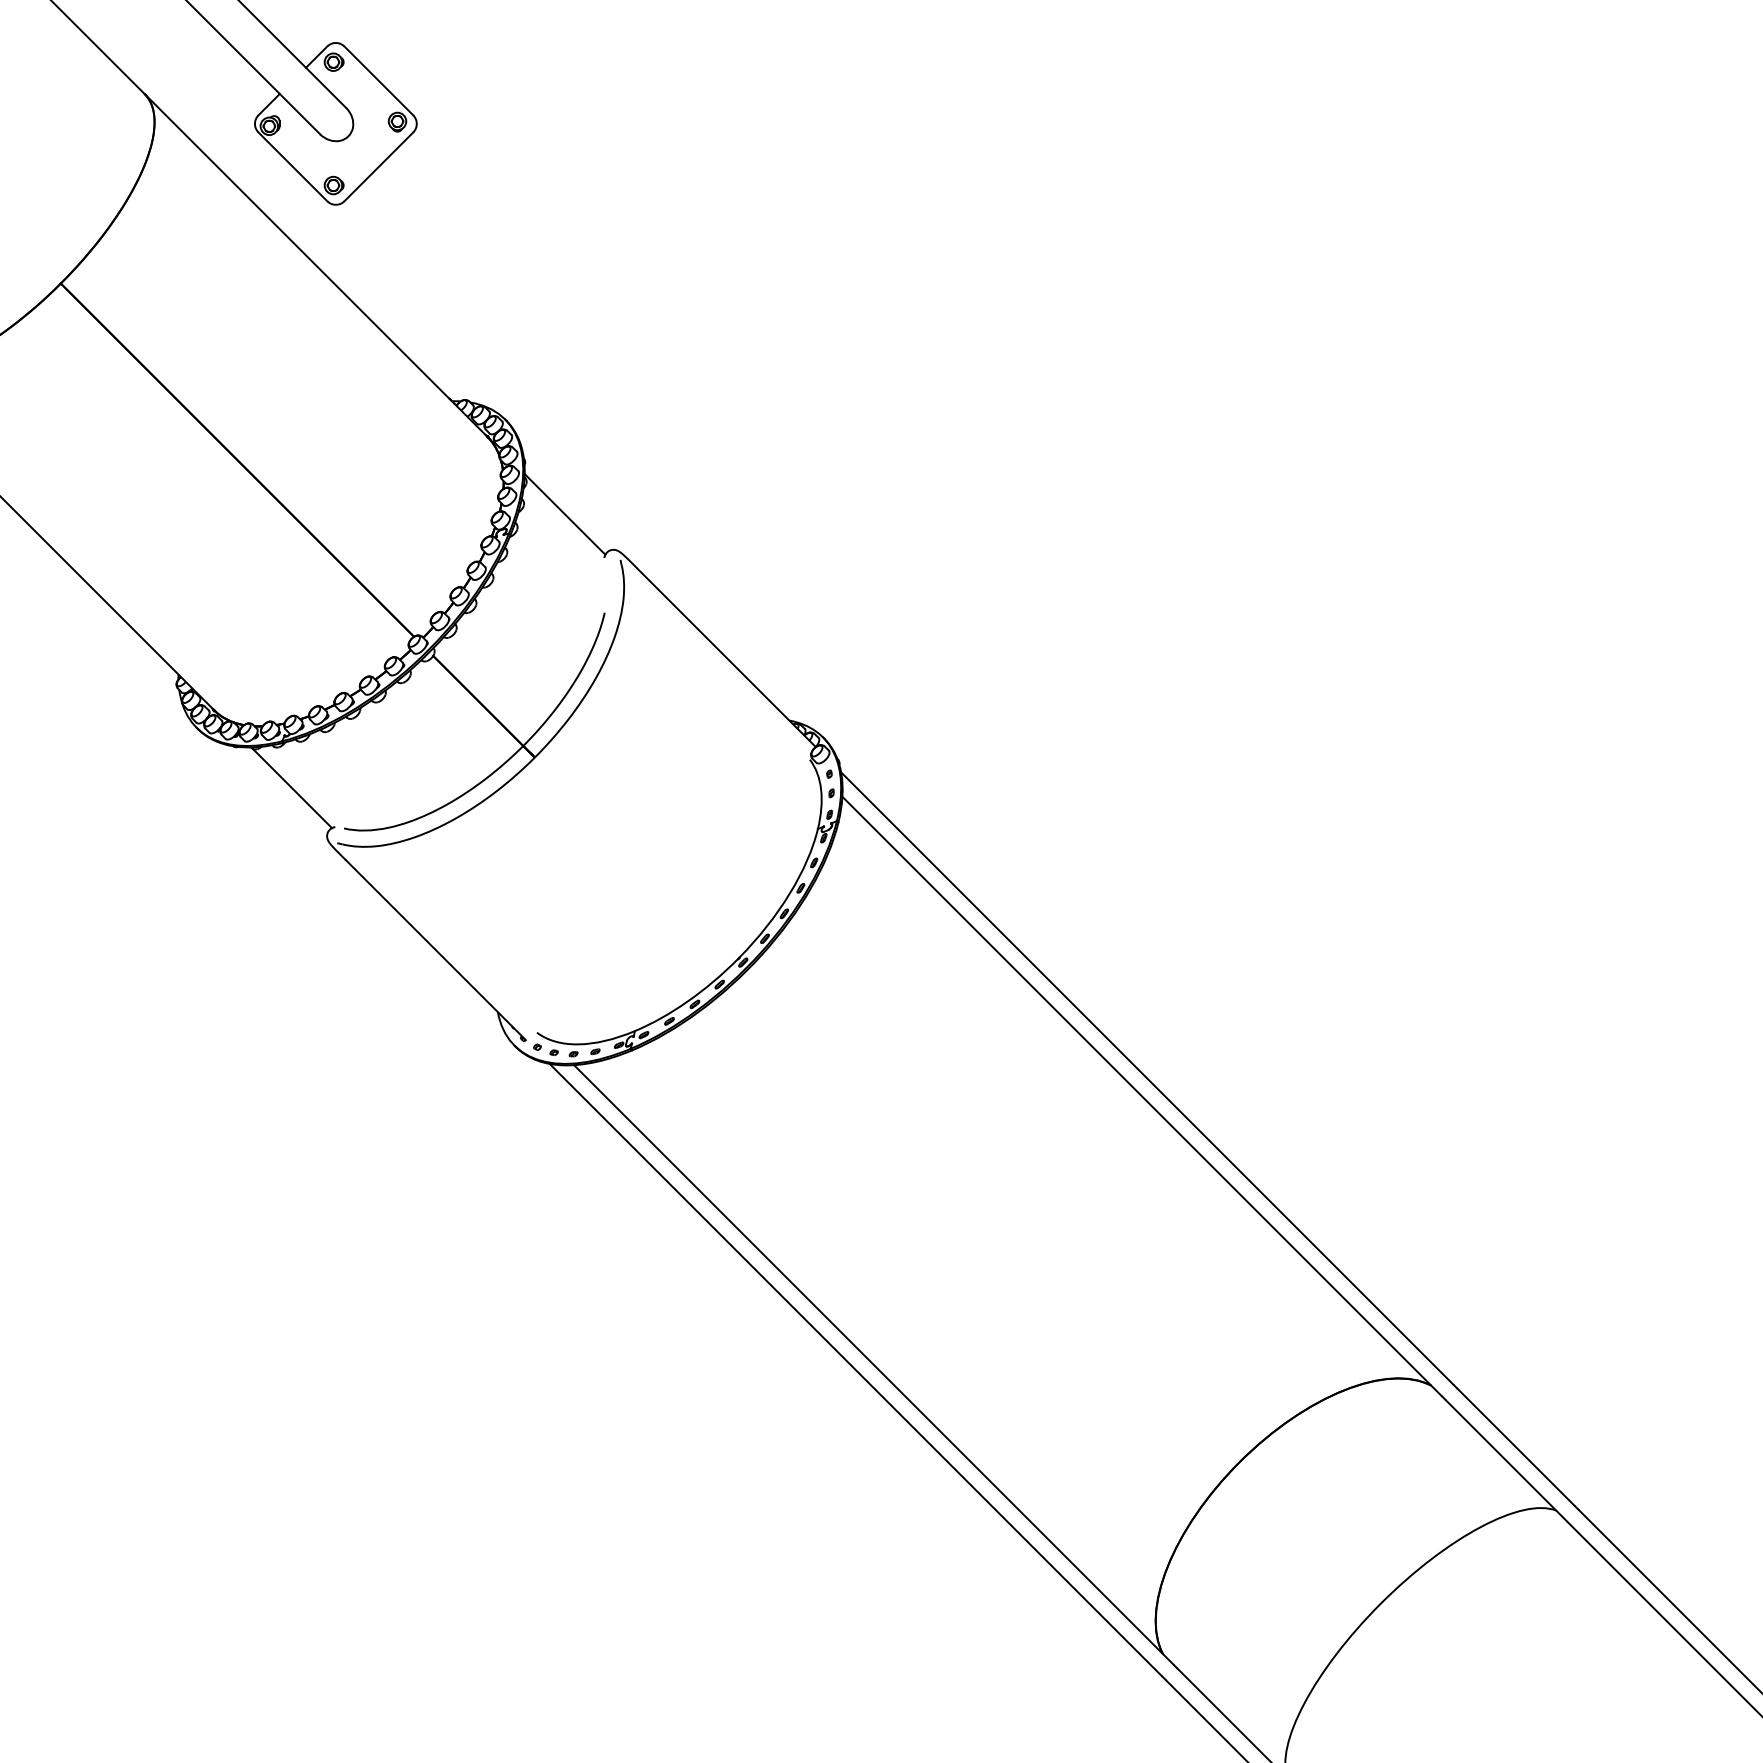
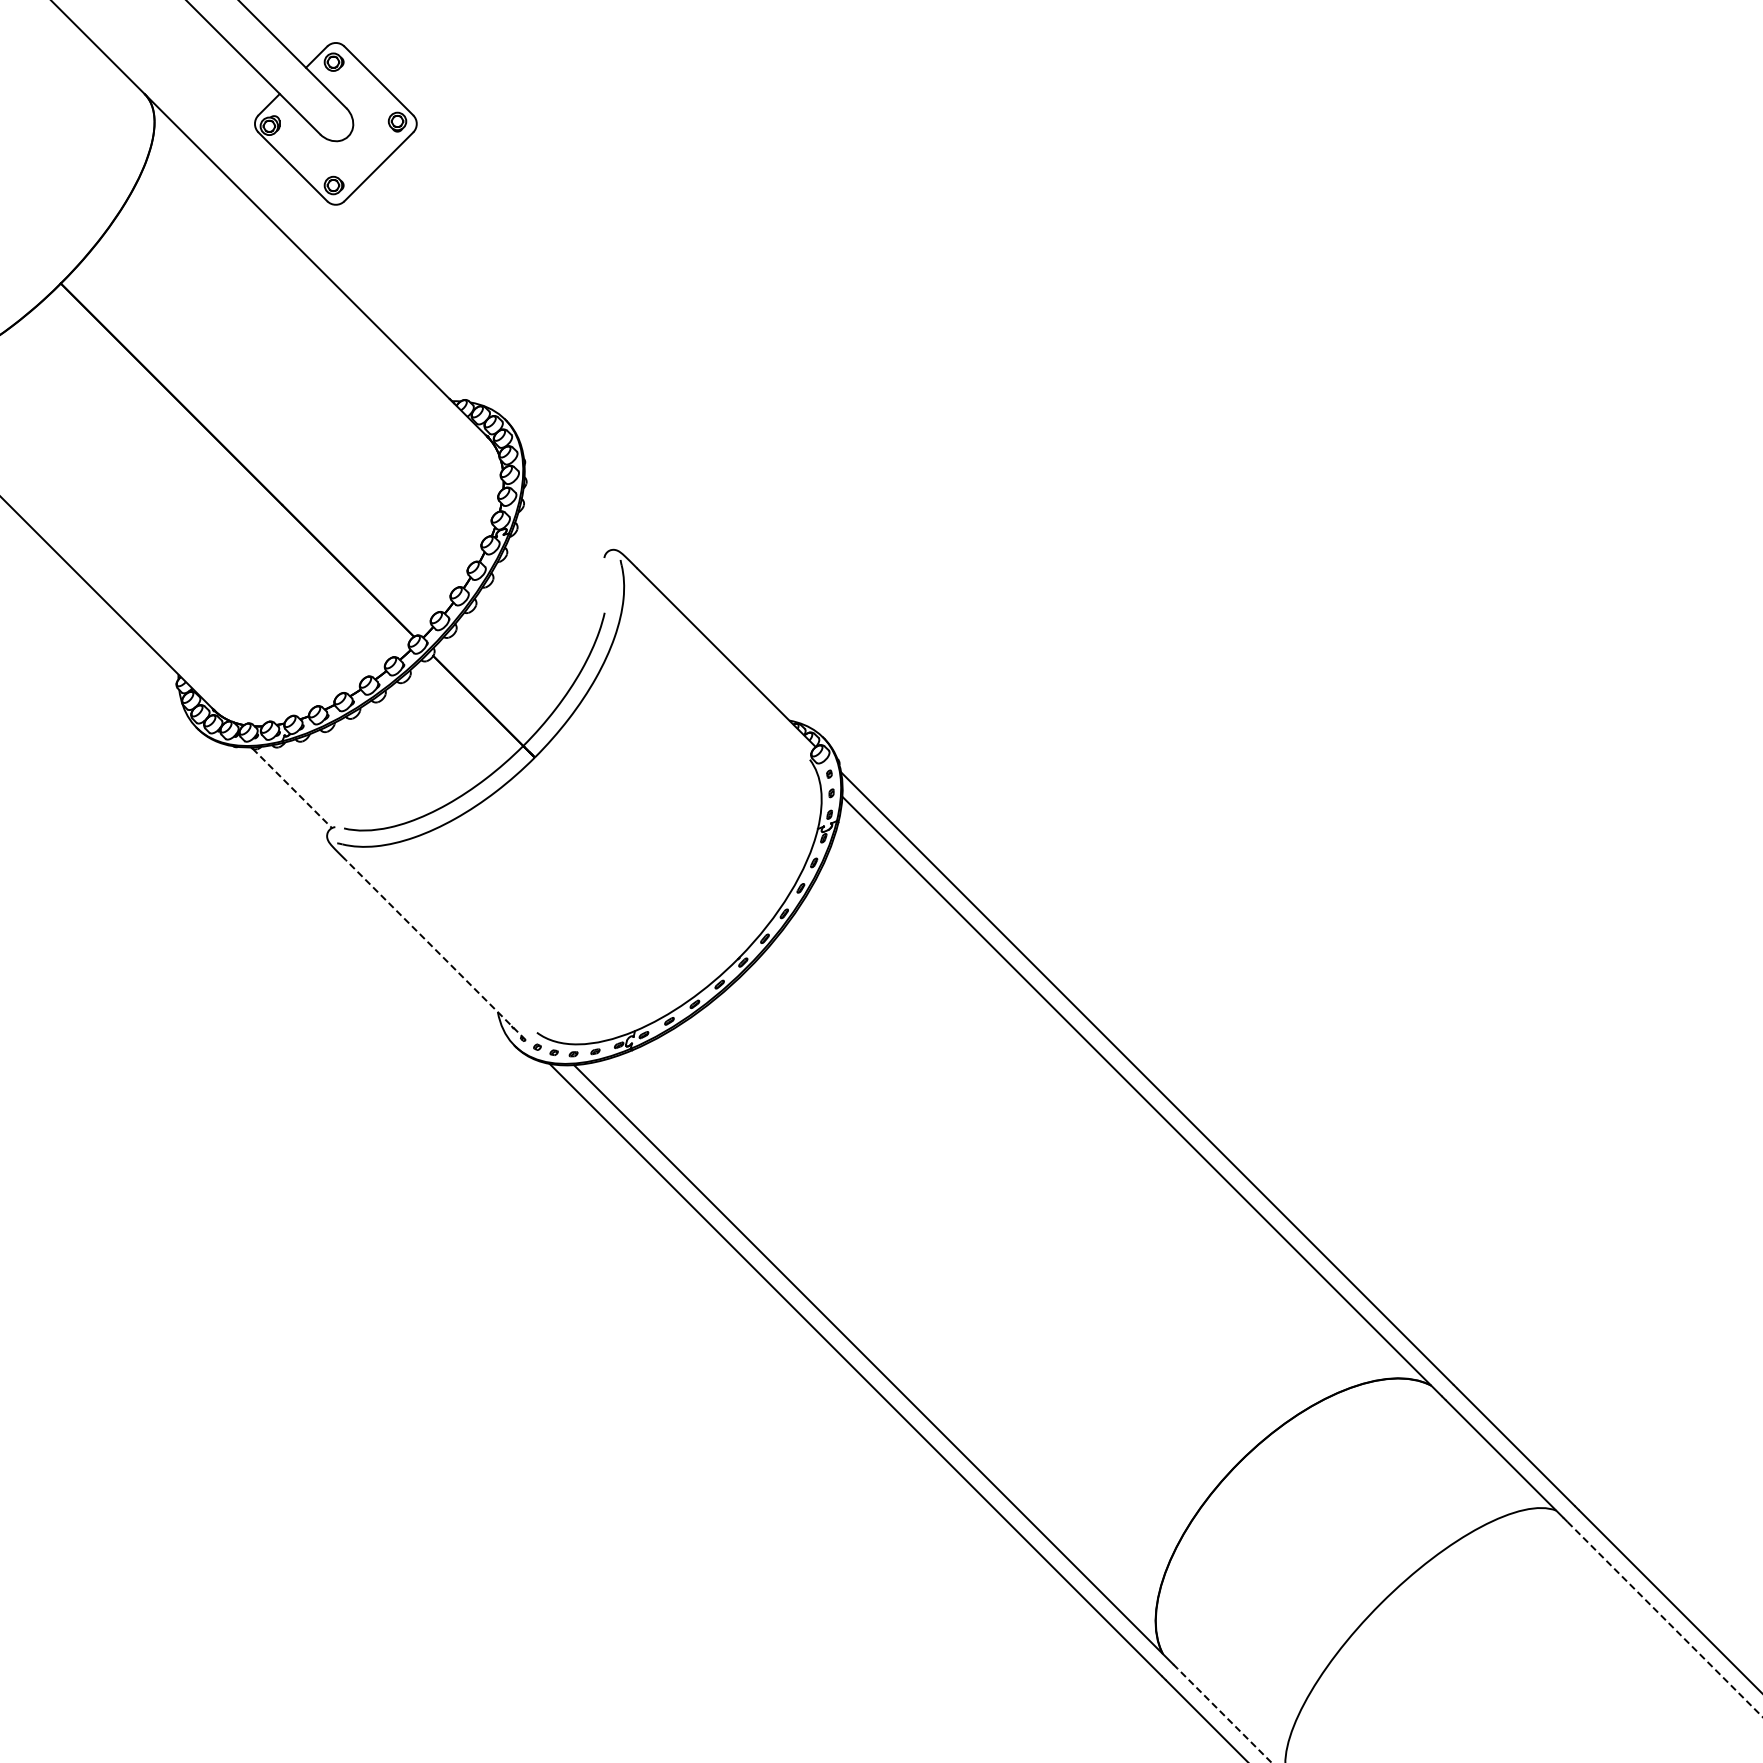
line: present -> none (564, 514)
line: solid -> dashed (292, 788)
line: solid -> dashed (435, 949)
line: solid -> dashed (1665, 1619)
line: solid -> dashed (1224, 1715)
